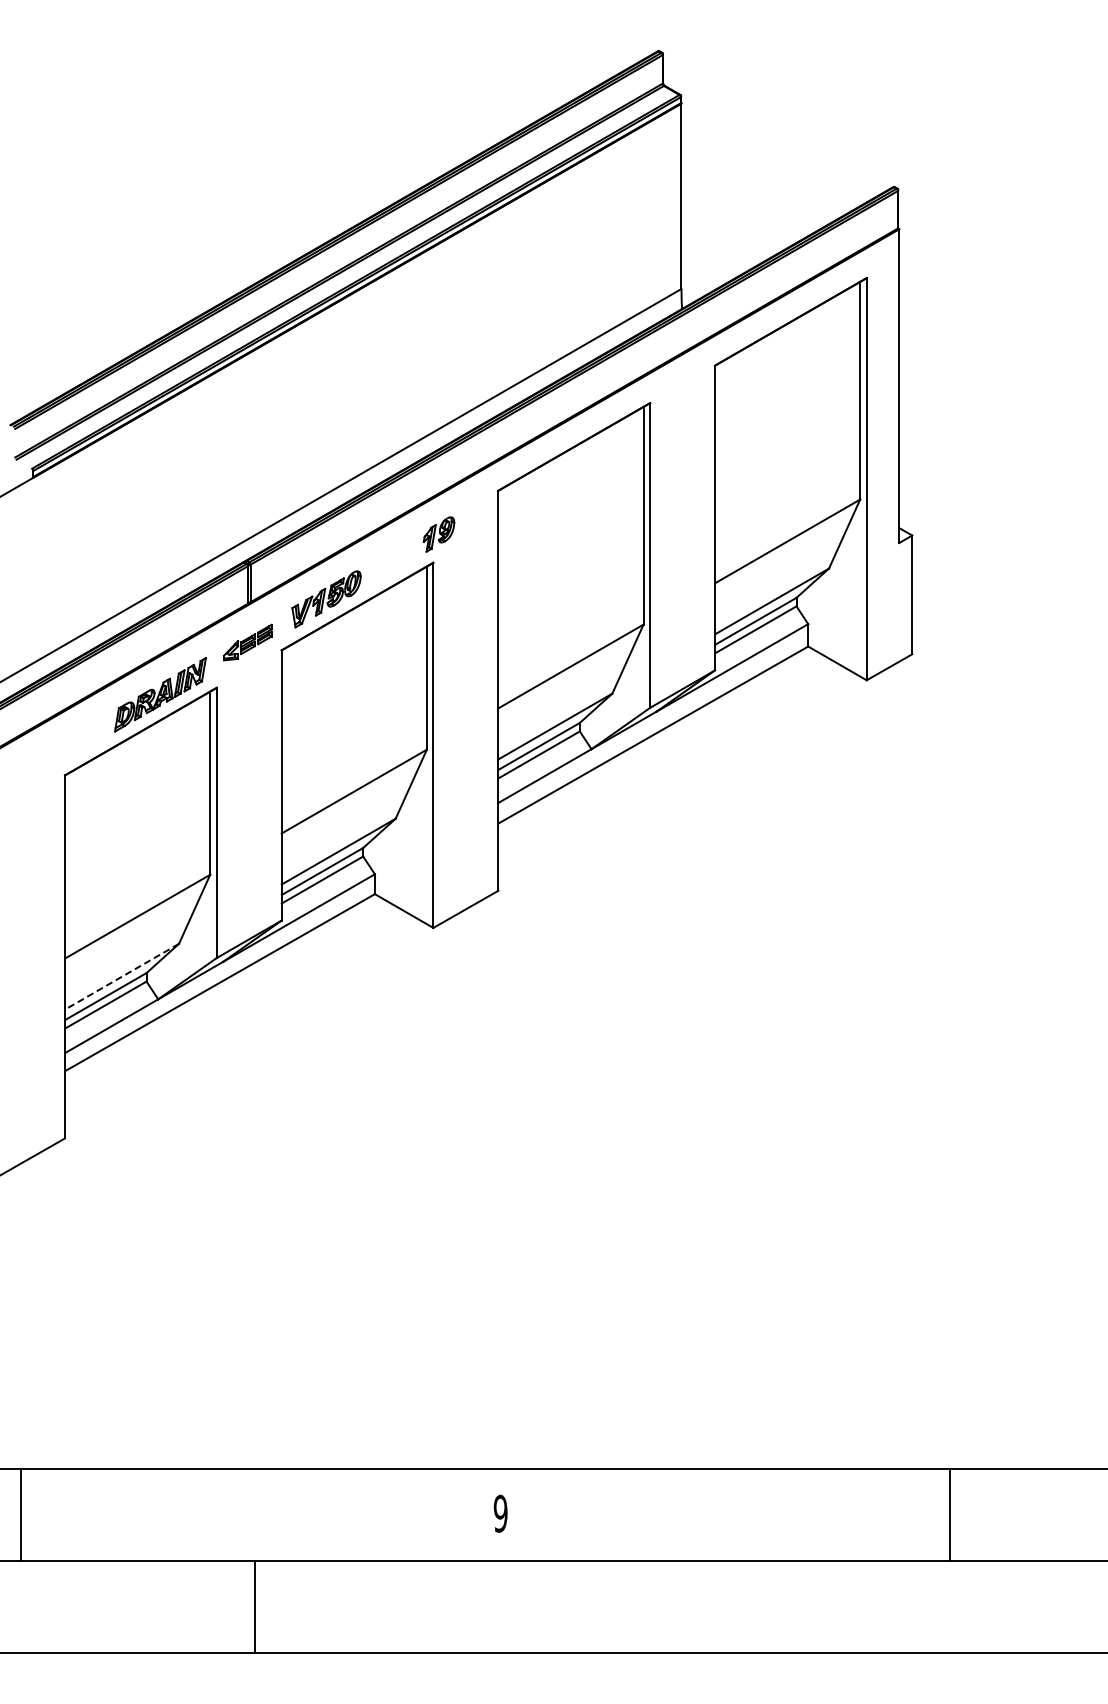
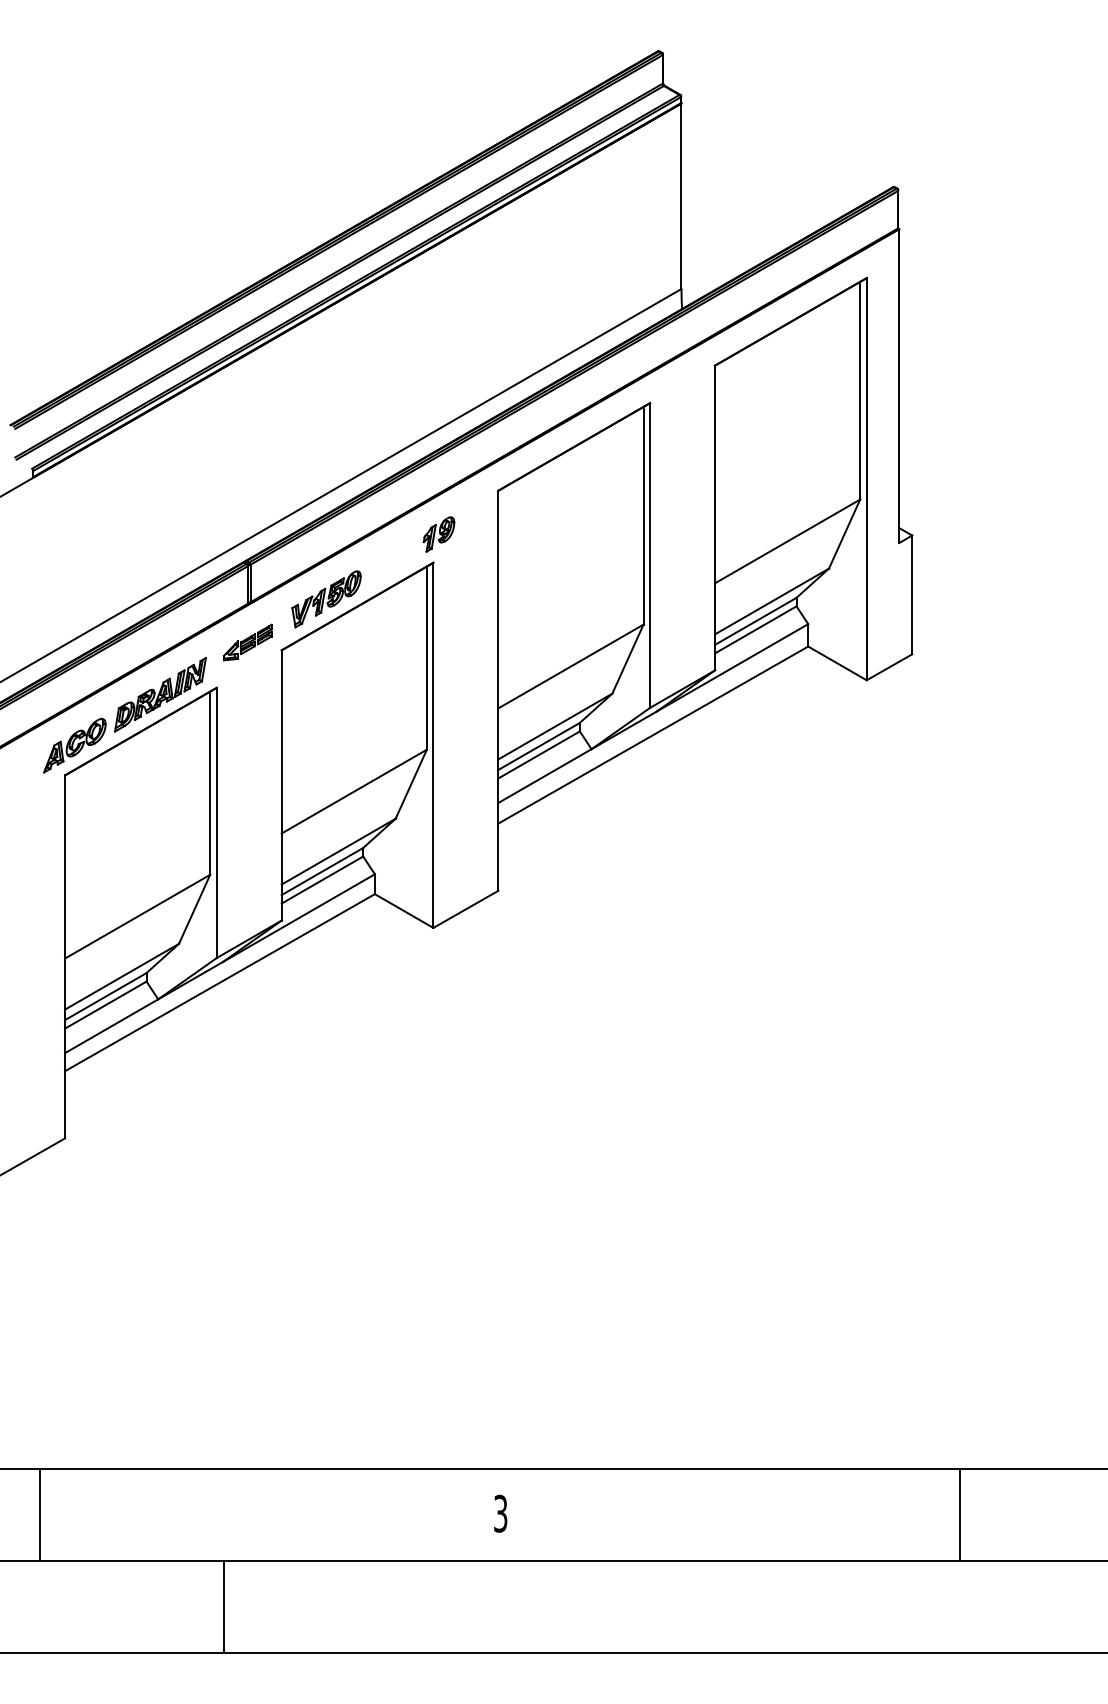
part: none -> present (74, 745)
line: dashed -> solid (122, 976)
text: 9 -> 3 (500, 1513)
line position: (21, 1514) -> (40, 1514) (40, 1514)
line position: (949, 1514) -> (959, 1514) (959, 1514)
line position: (255, 1606) -> (224, 1606) (224, 1606)
